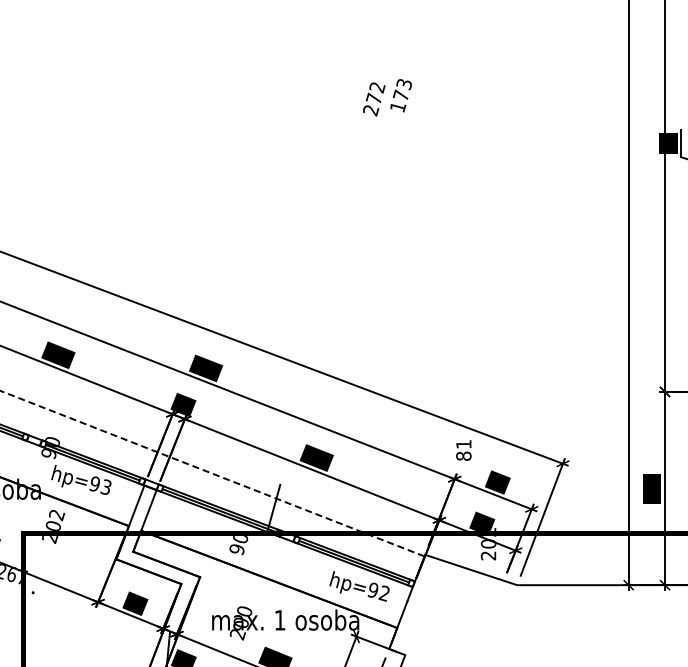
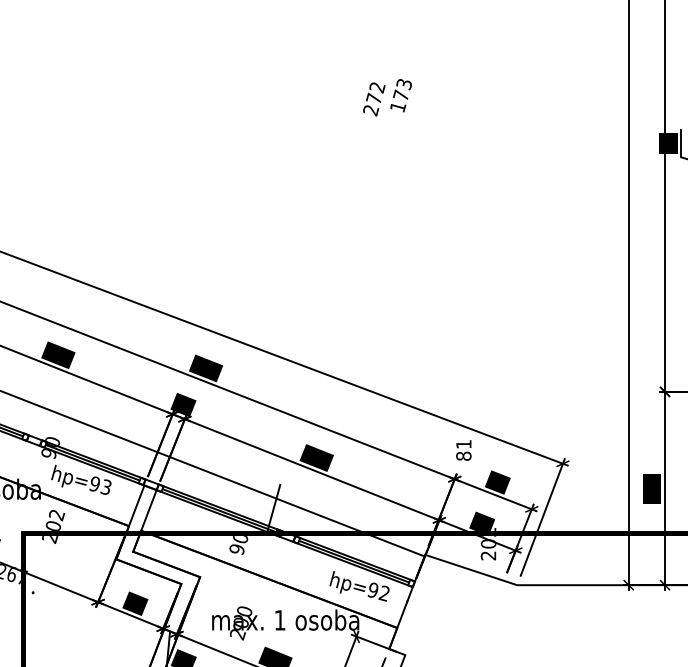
line: dashed -> solid (212, 473)
